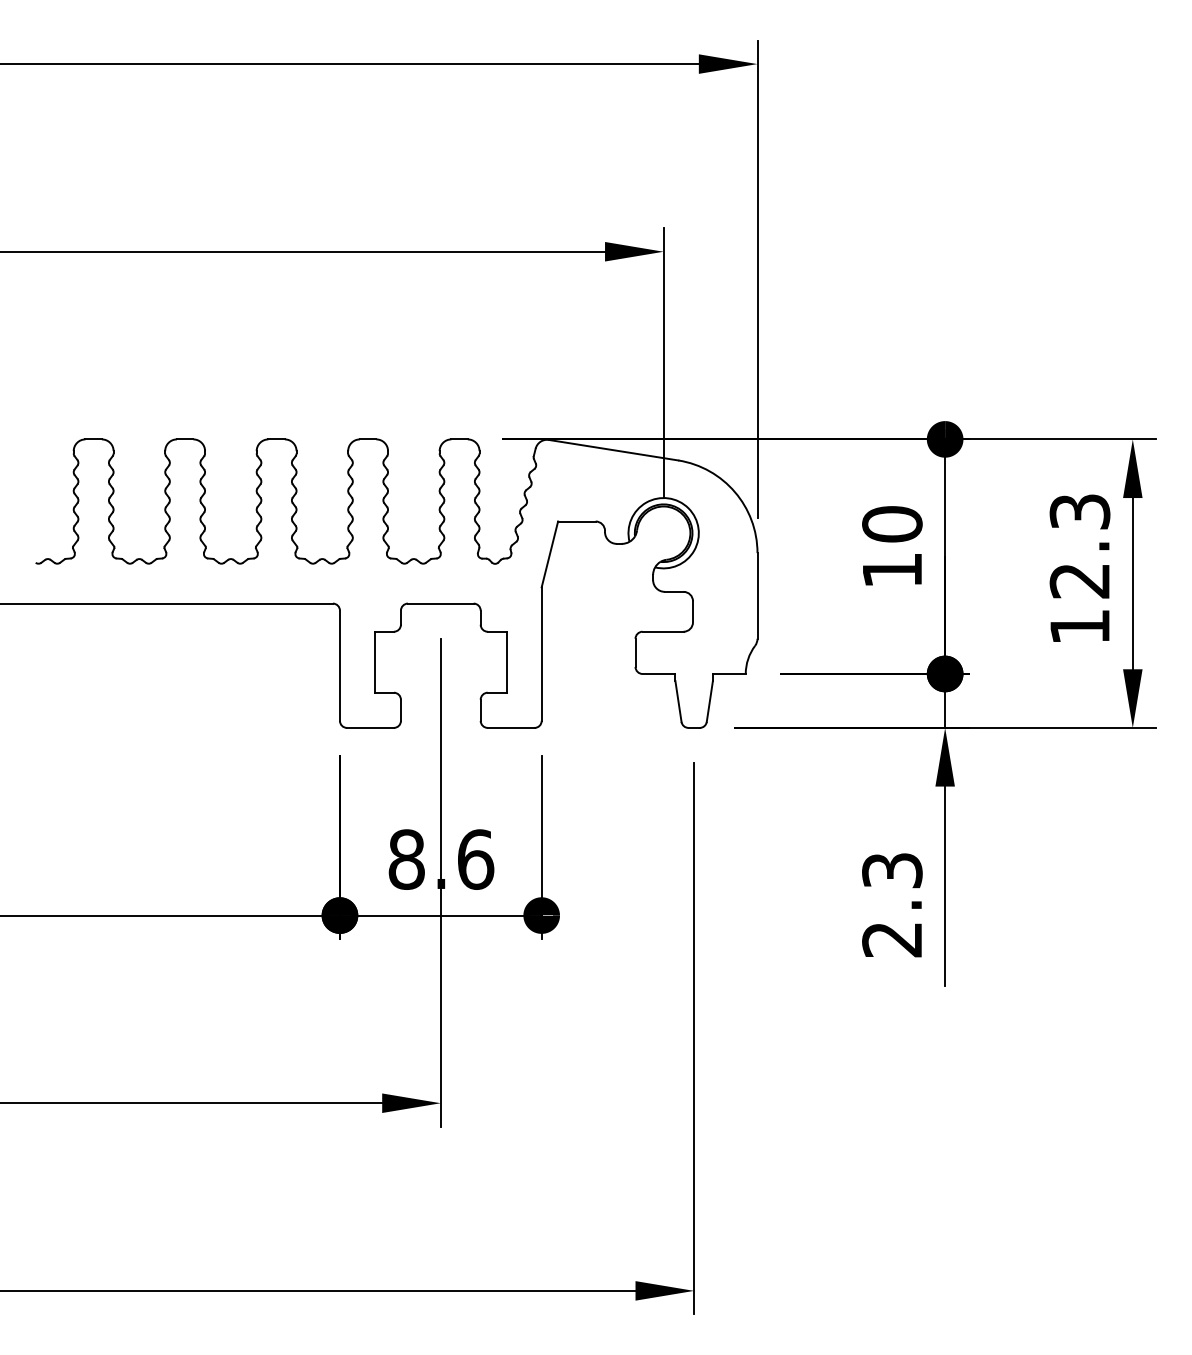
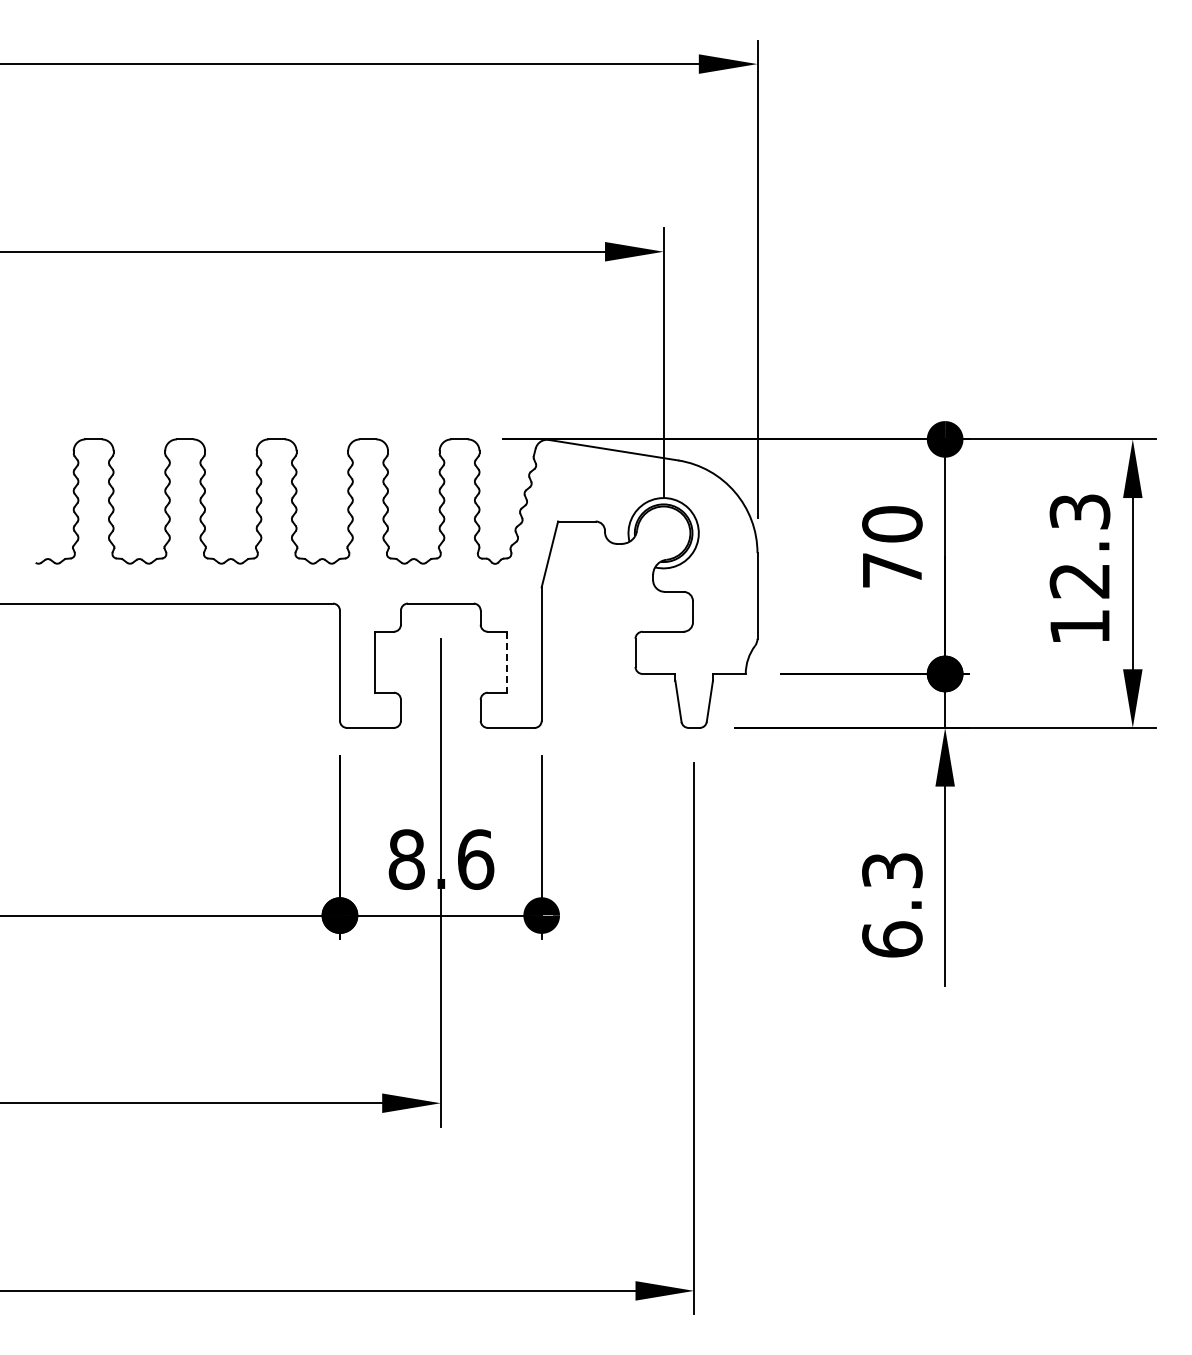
text: 10 -> 70 (892, 570)
line: solid -> dashed (506, 662)
text: 2.3 -> 6.3 (892, 939)
